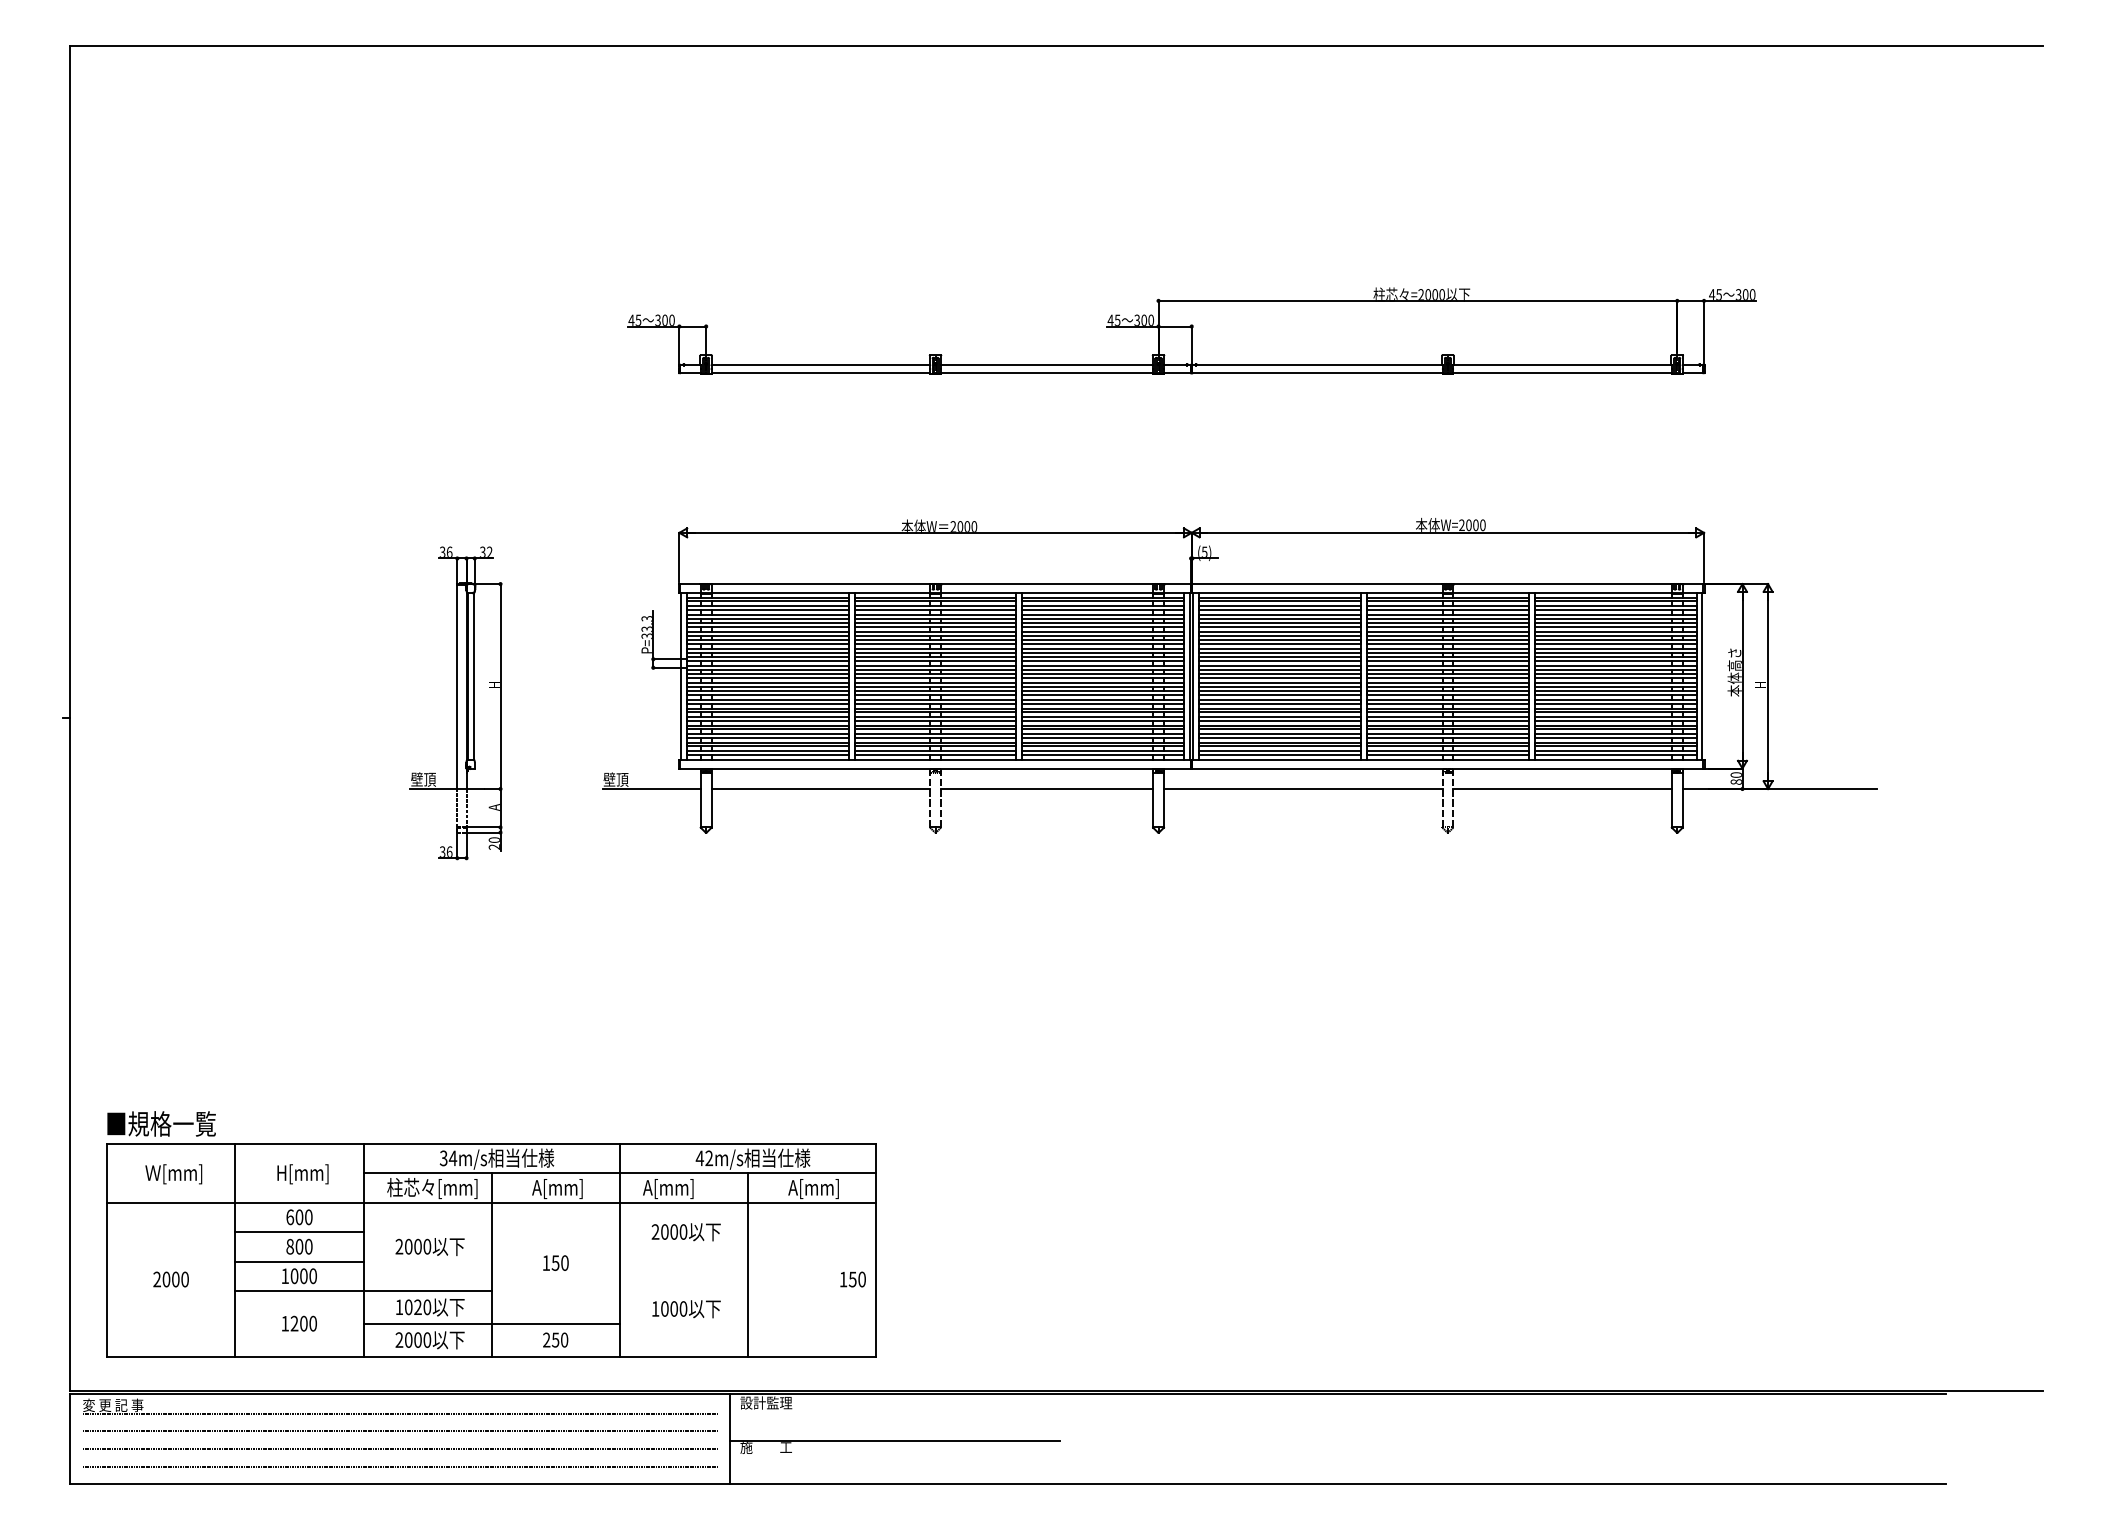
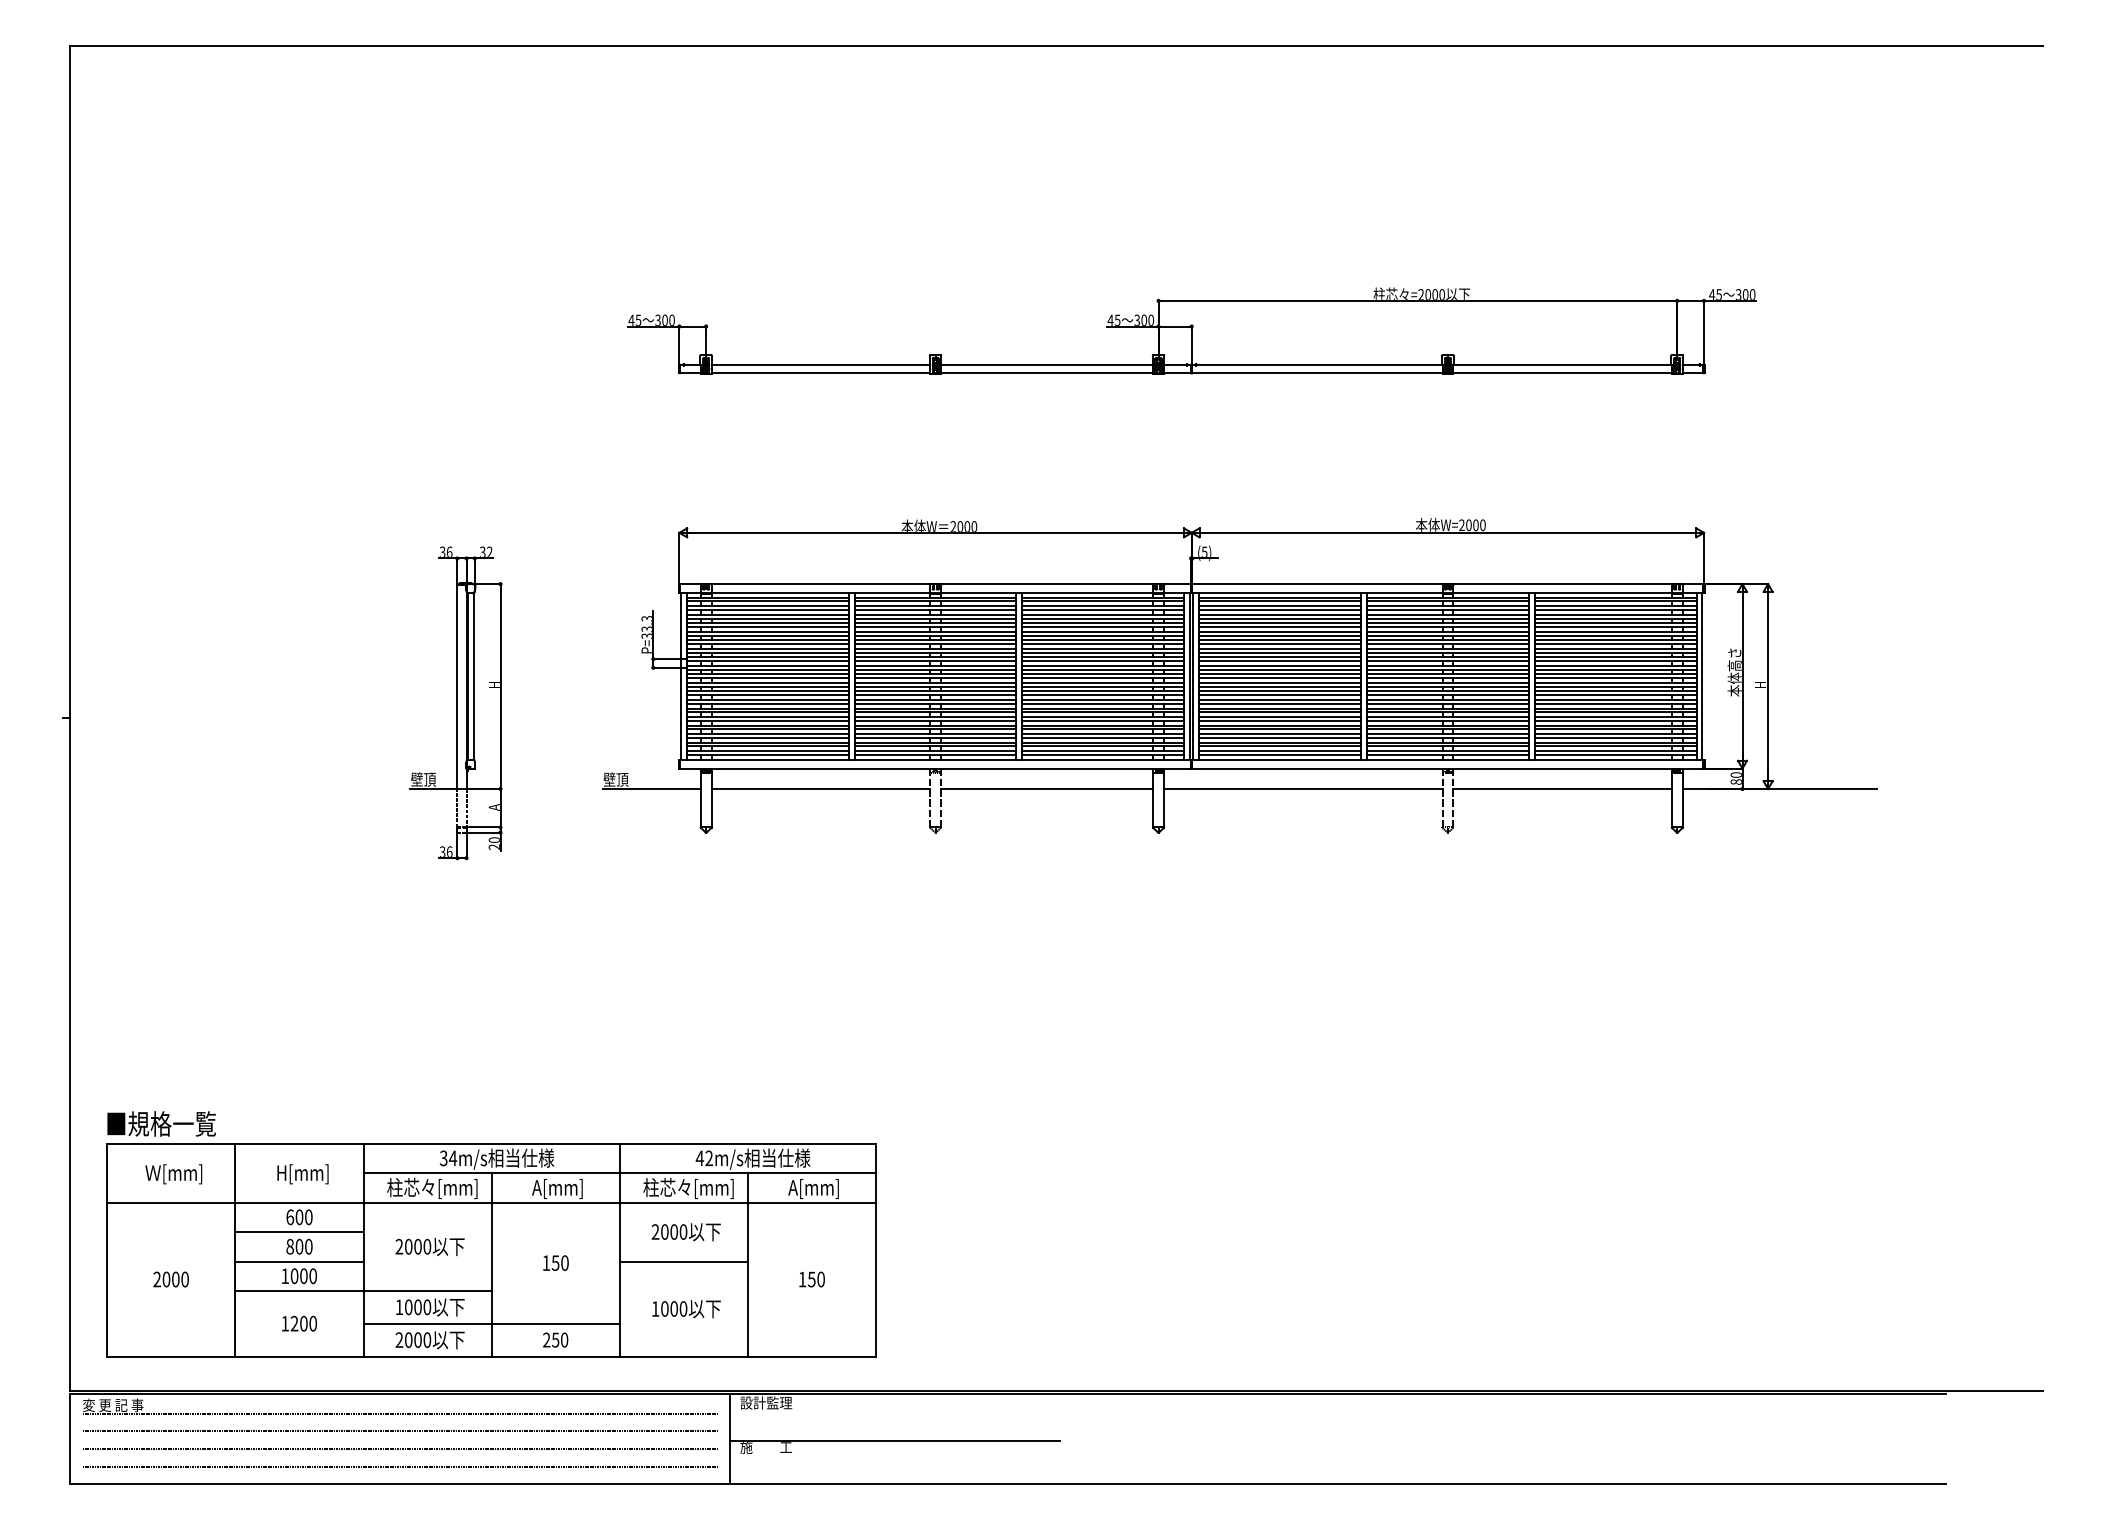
text: A[mm] -> 柱芯々[mm] (688, 1188)
line: none -> present (683, 1261)
text position: (852, 1279) -> (811, 1279) (811, 1279)
text: 1020 -> 1000 (417, 1307)
